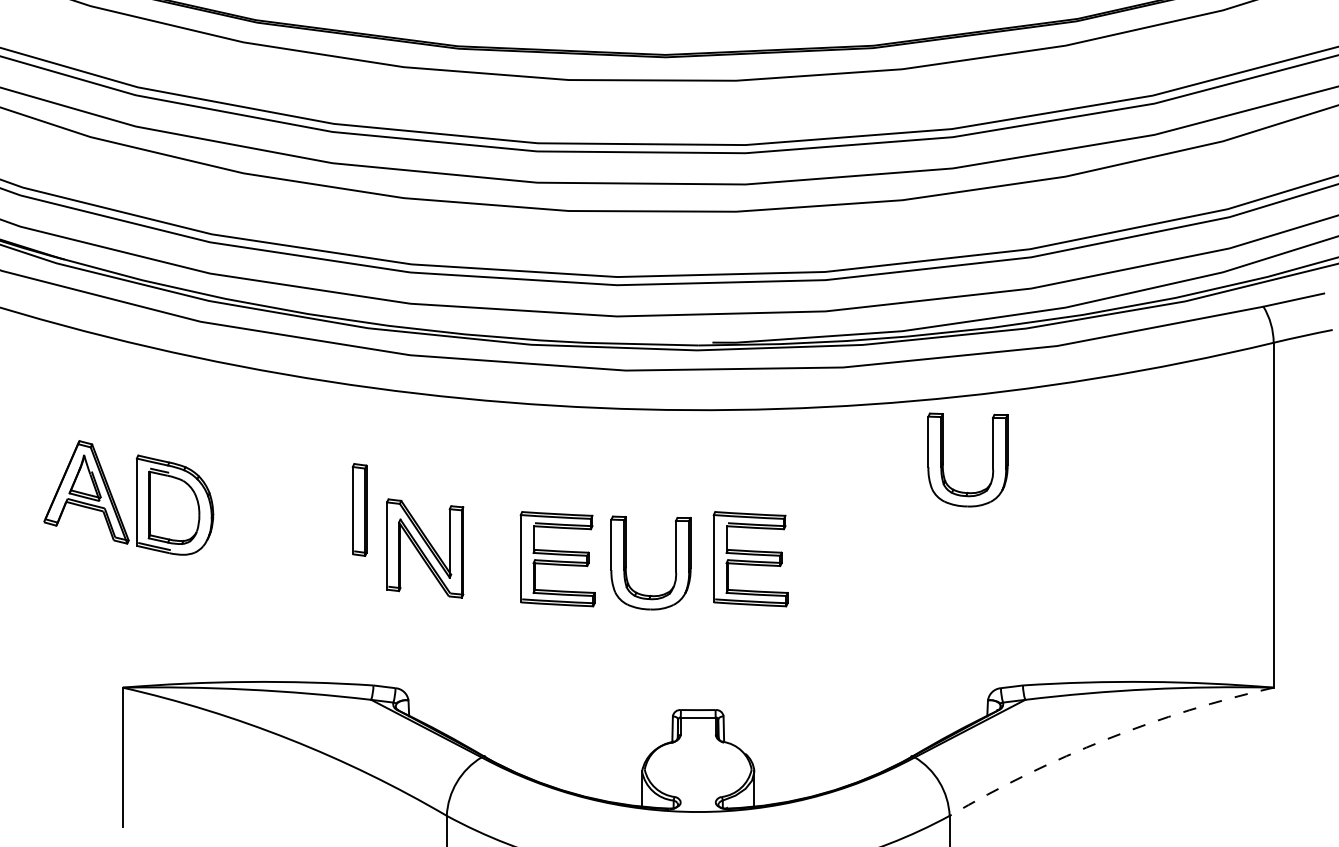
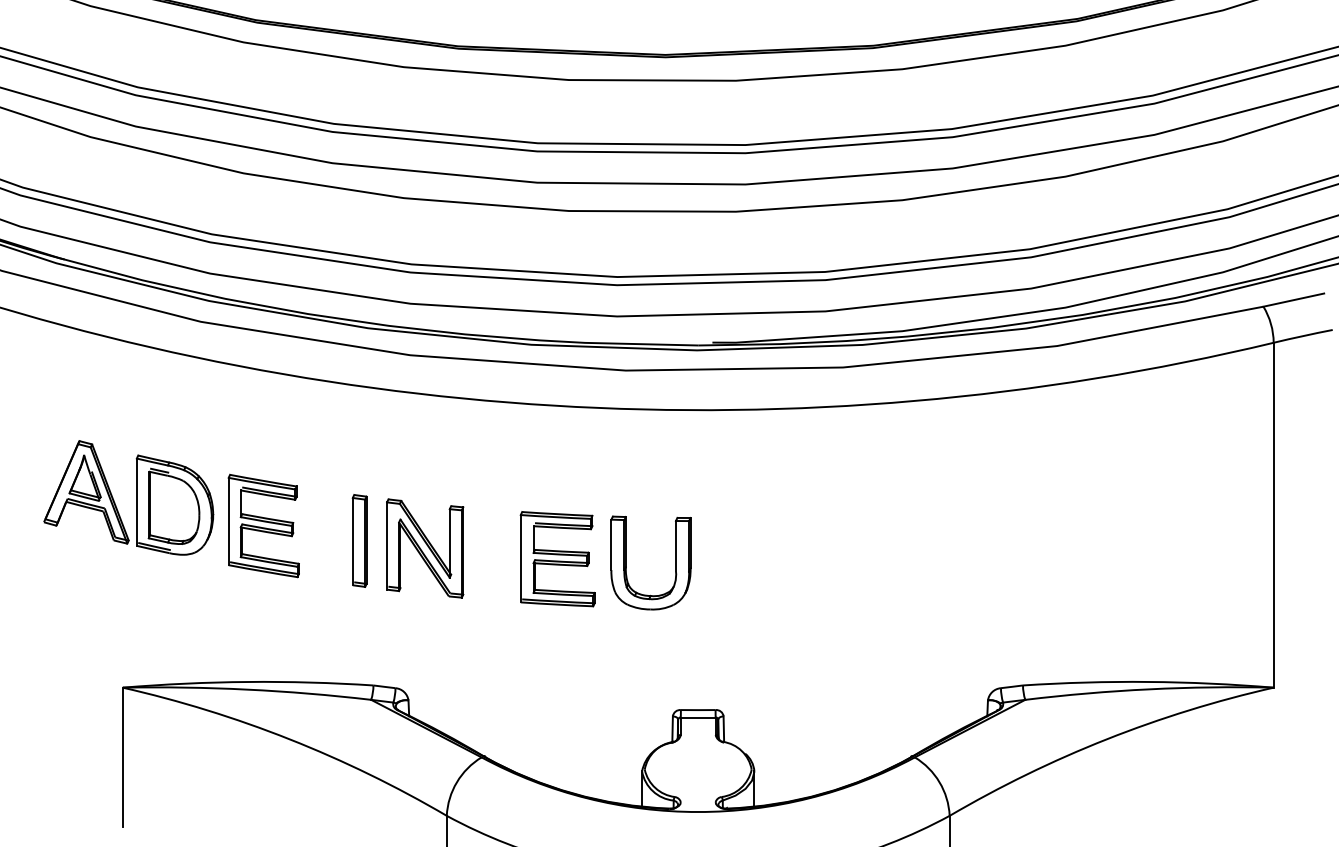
part: present -> none (943, 459)
part position: (359, 509) -> (359, 540) (359, 540)
part: none -> present (263, 525)
part: present -> none (750, 559)
arc: dashed -> solid (1106, 739)
